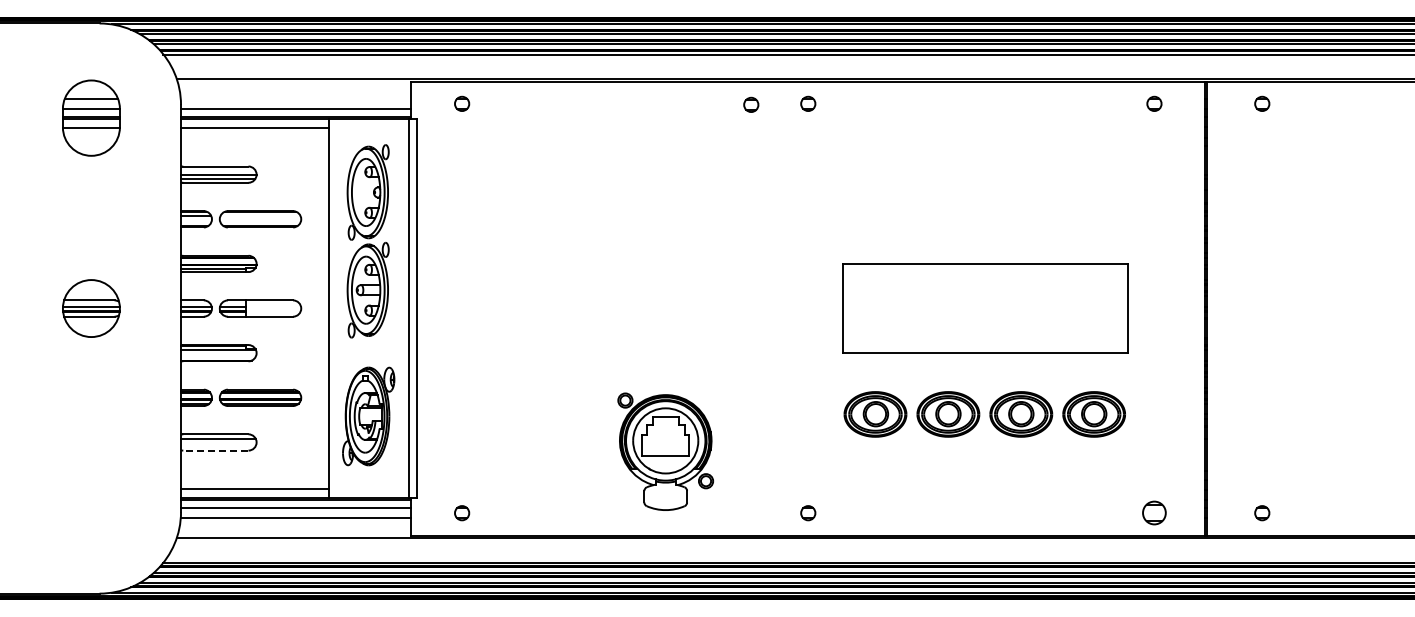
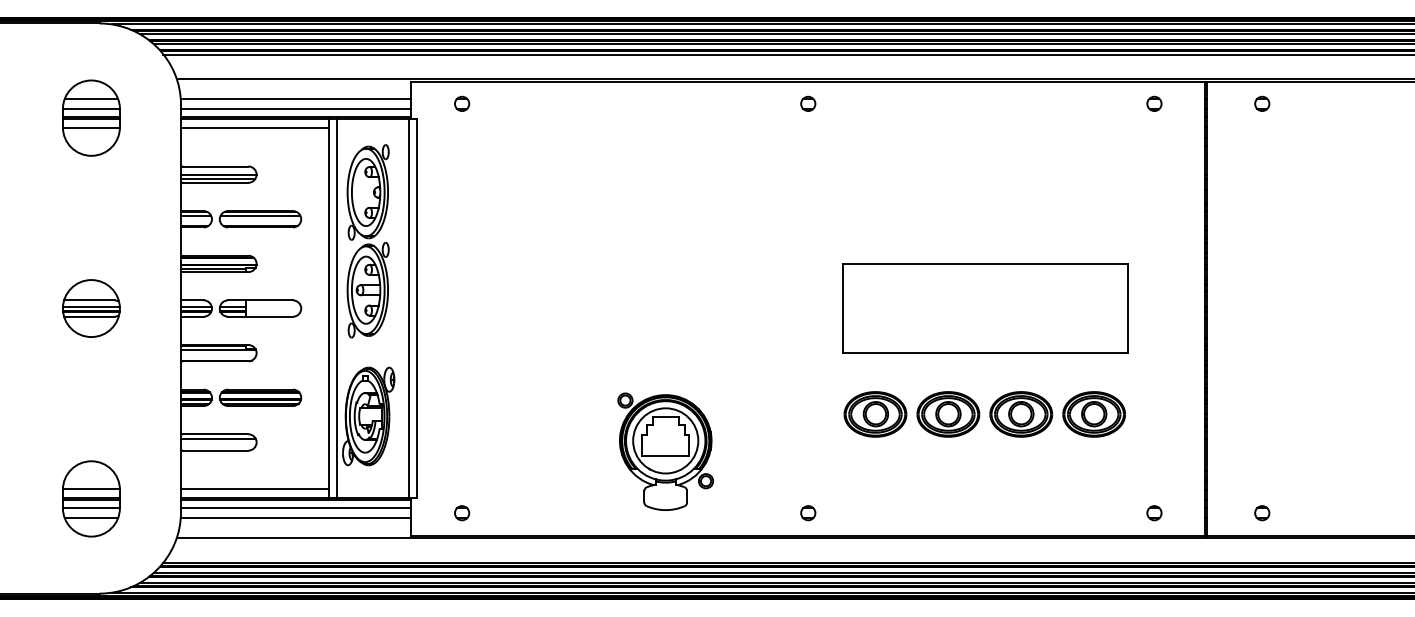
line: none -> present (296, 98)
part: present -> none (751, 104)
line: none -> present (260, 215)
line: none -> present (336, 308)
line: dashed -> solid (215, 450)
part: none -> present (91, 498)
part size: 25x26 px -> 17x17 px (1154, 513)
